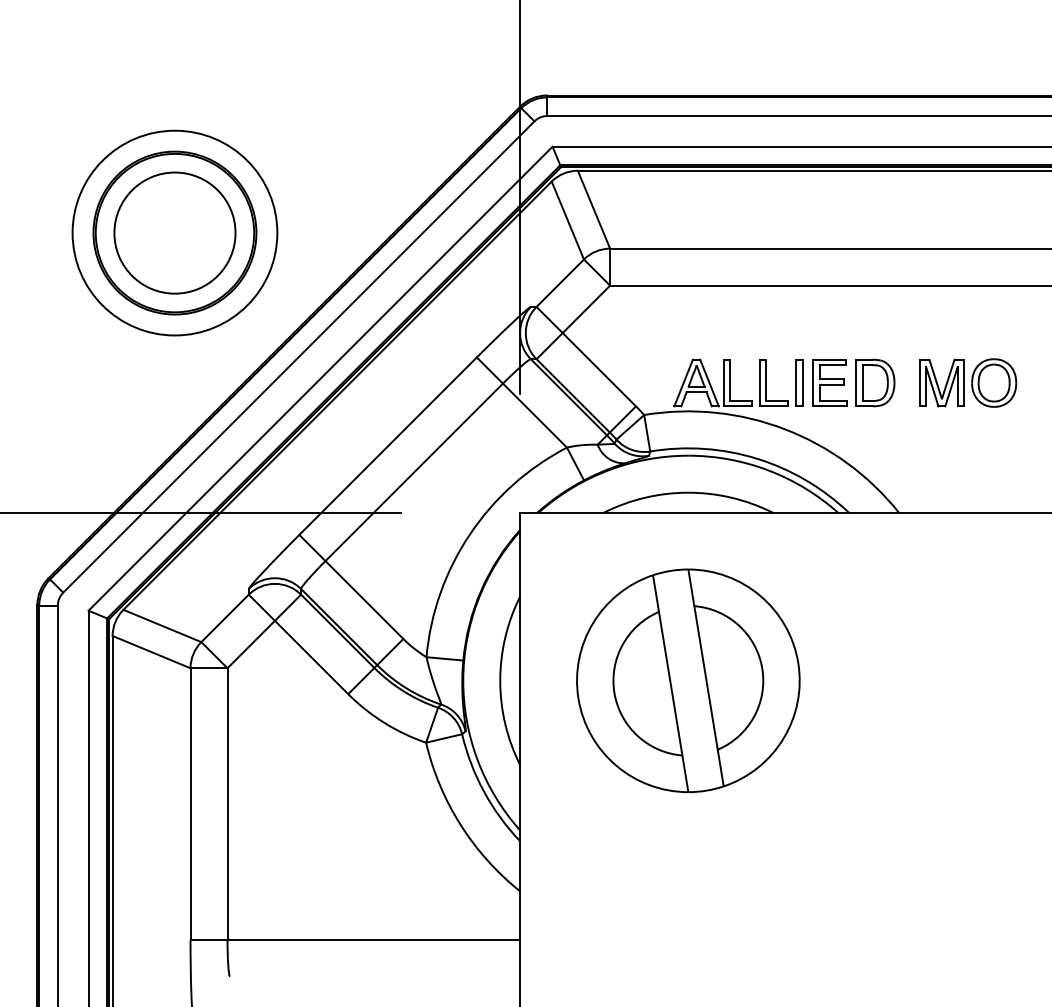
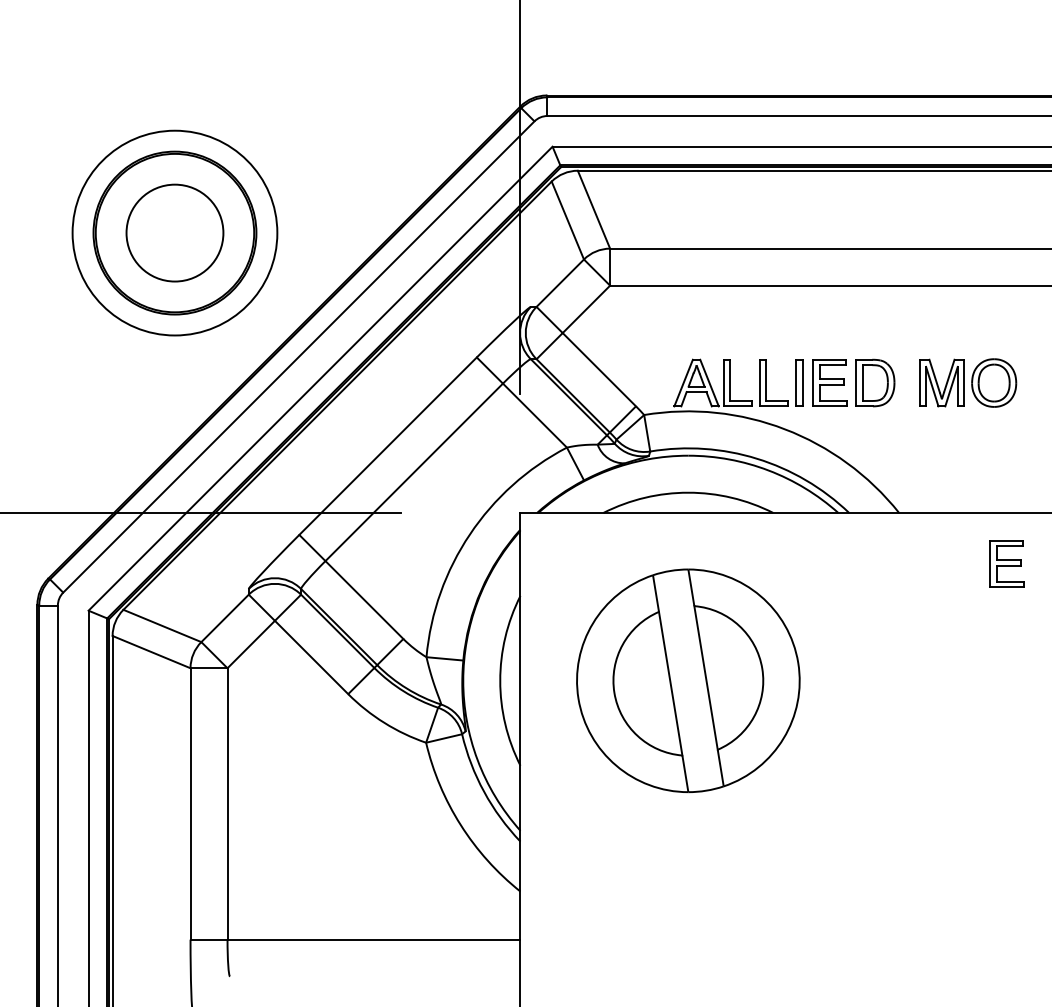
circle diameter: 121 px -> 97 px (174, 232)
part: none -> present (1006, 563)
